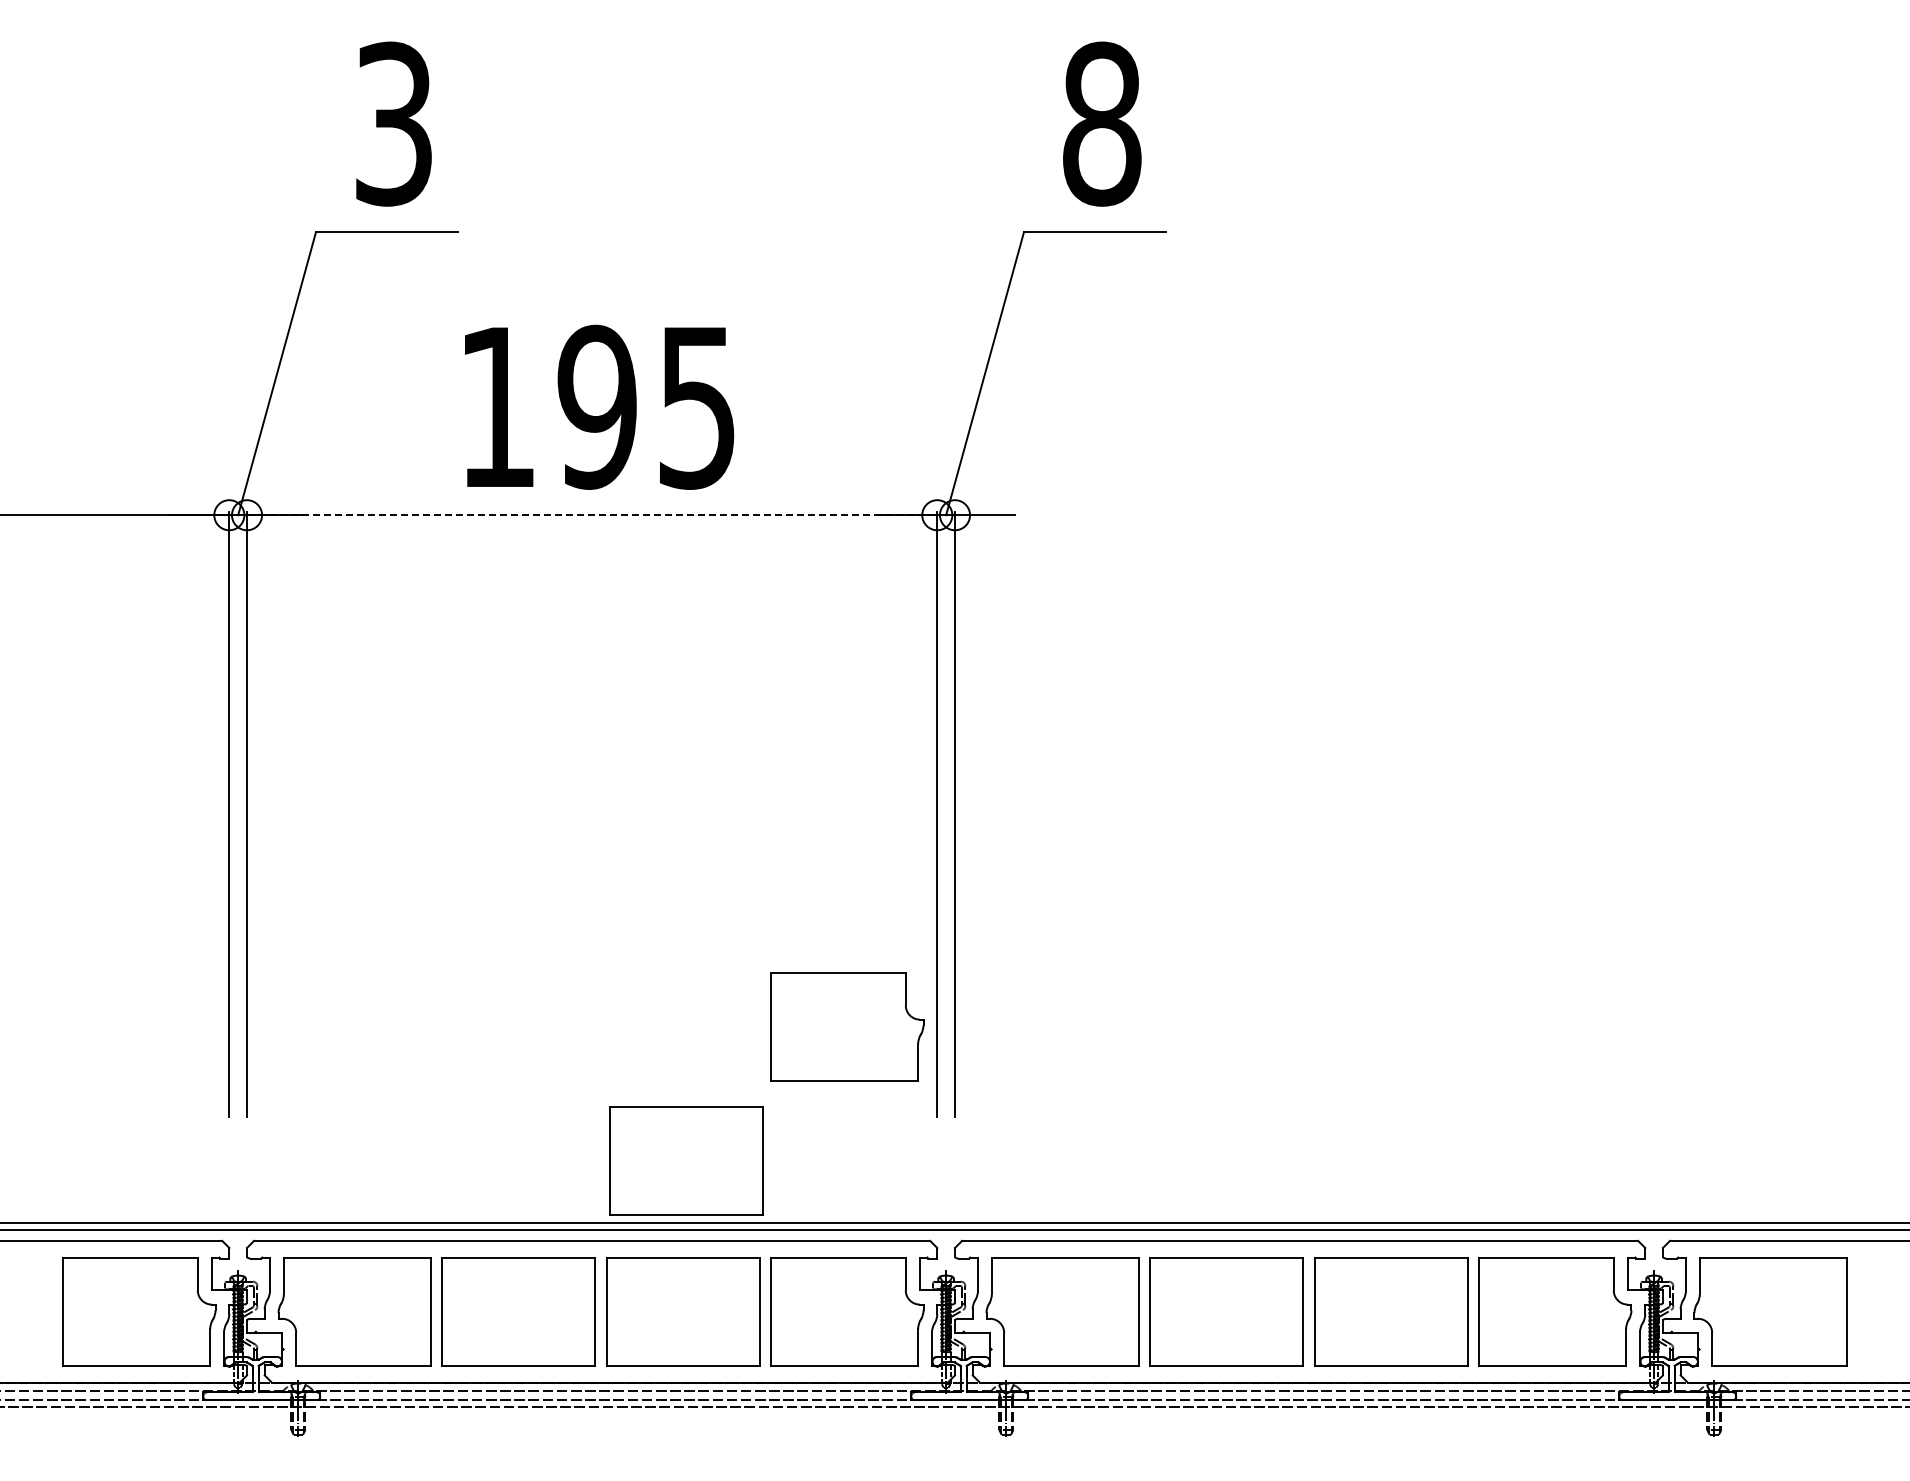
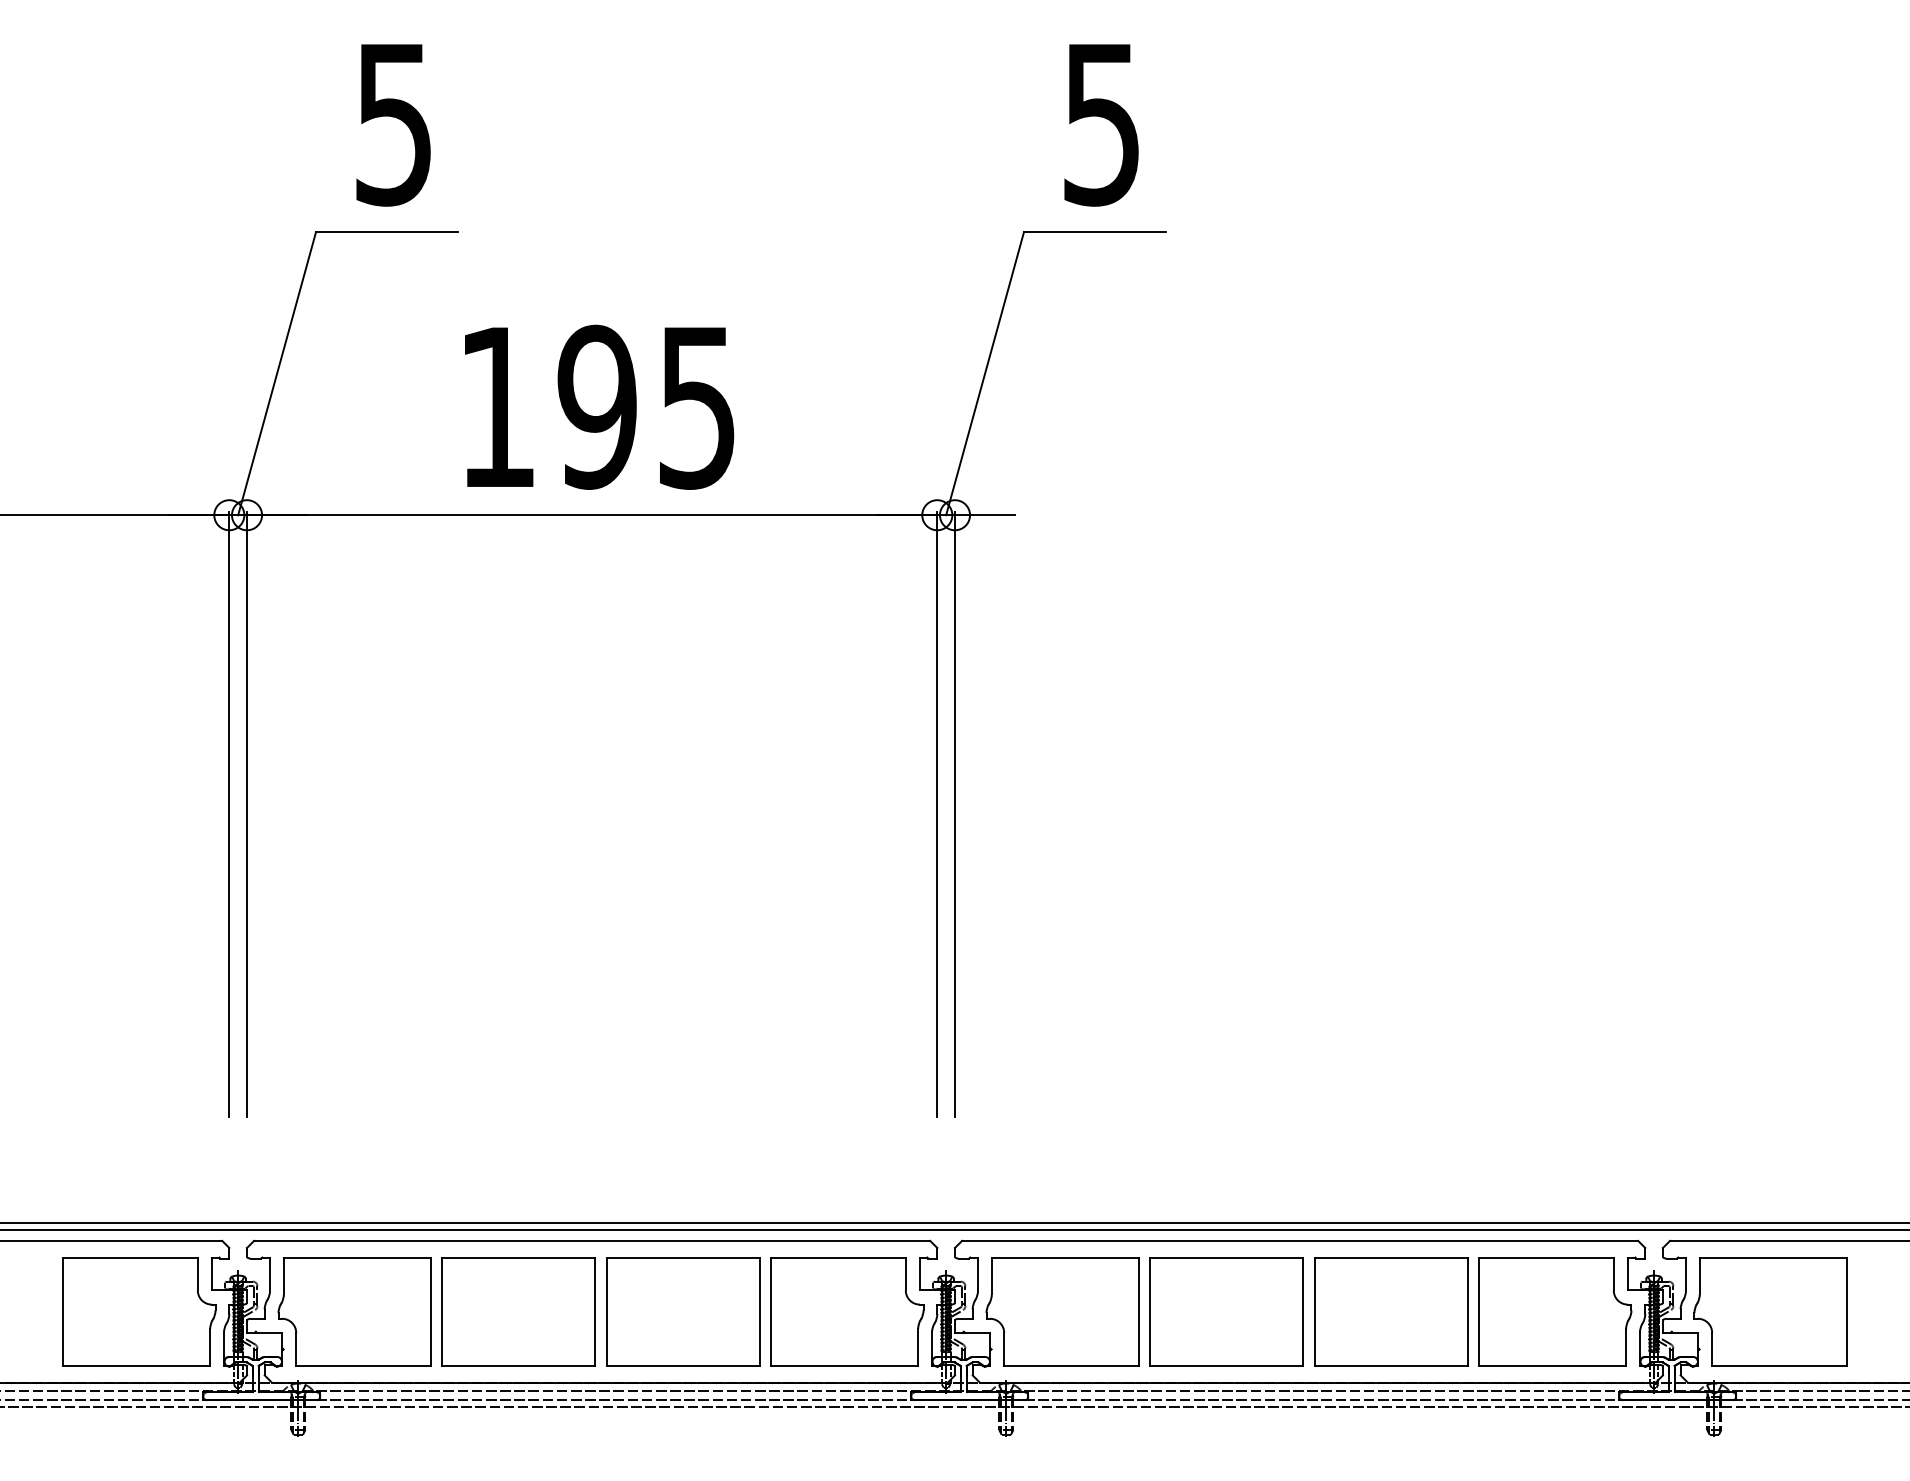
text: 3 -> 5 (393, 123)
text: 8 -> 5 (1102, 123)
line: dashed -> solid (592, 515)
part: present -> none (847, 1026)
part: present -> none (686, 1160)
